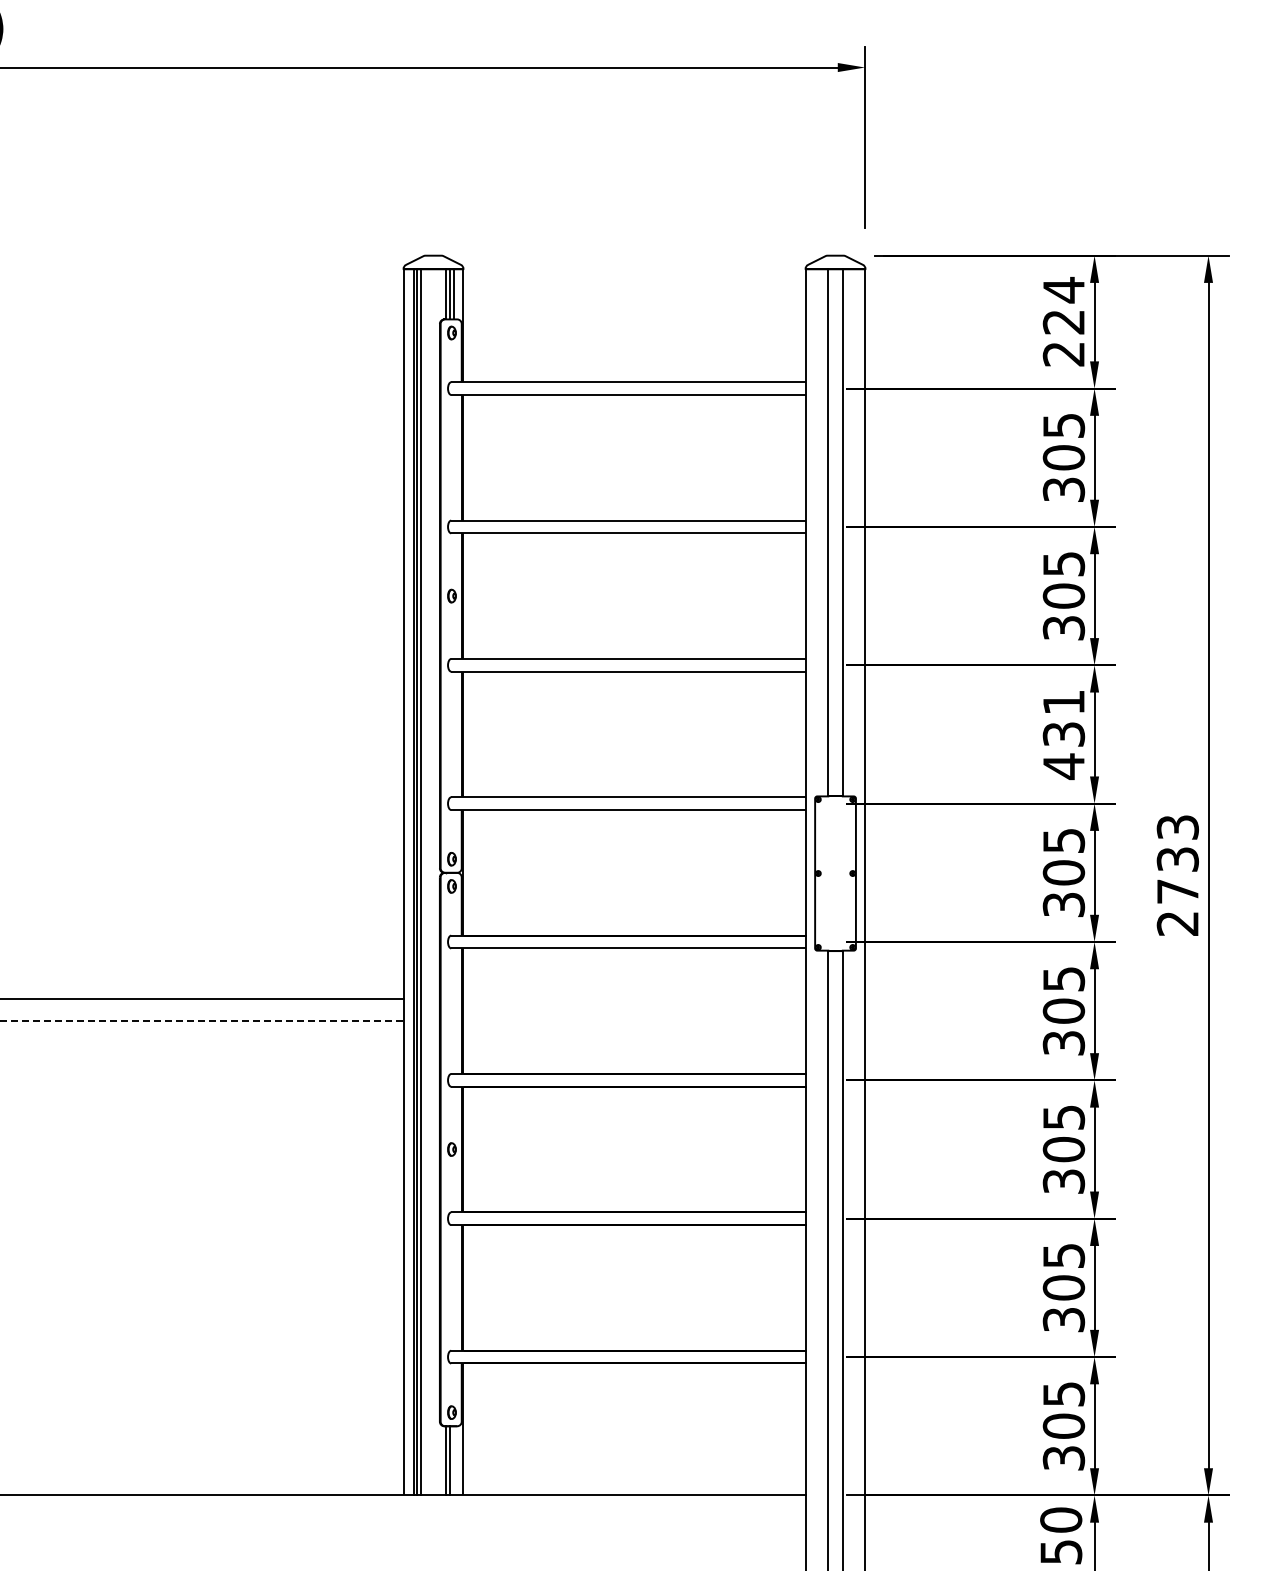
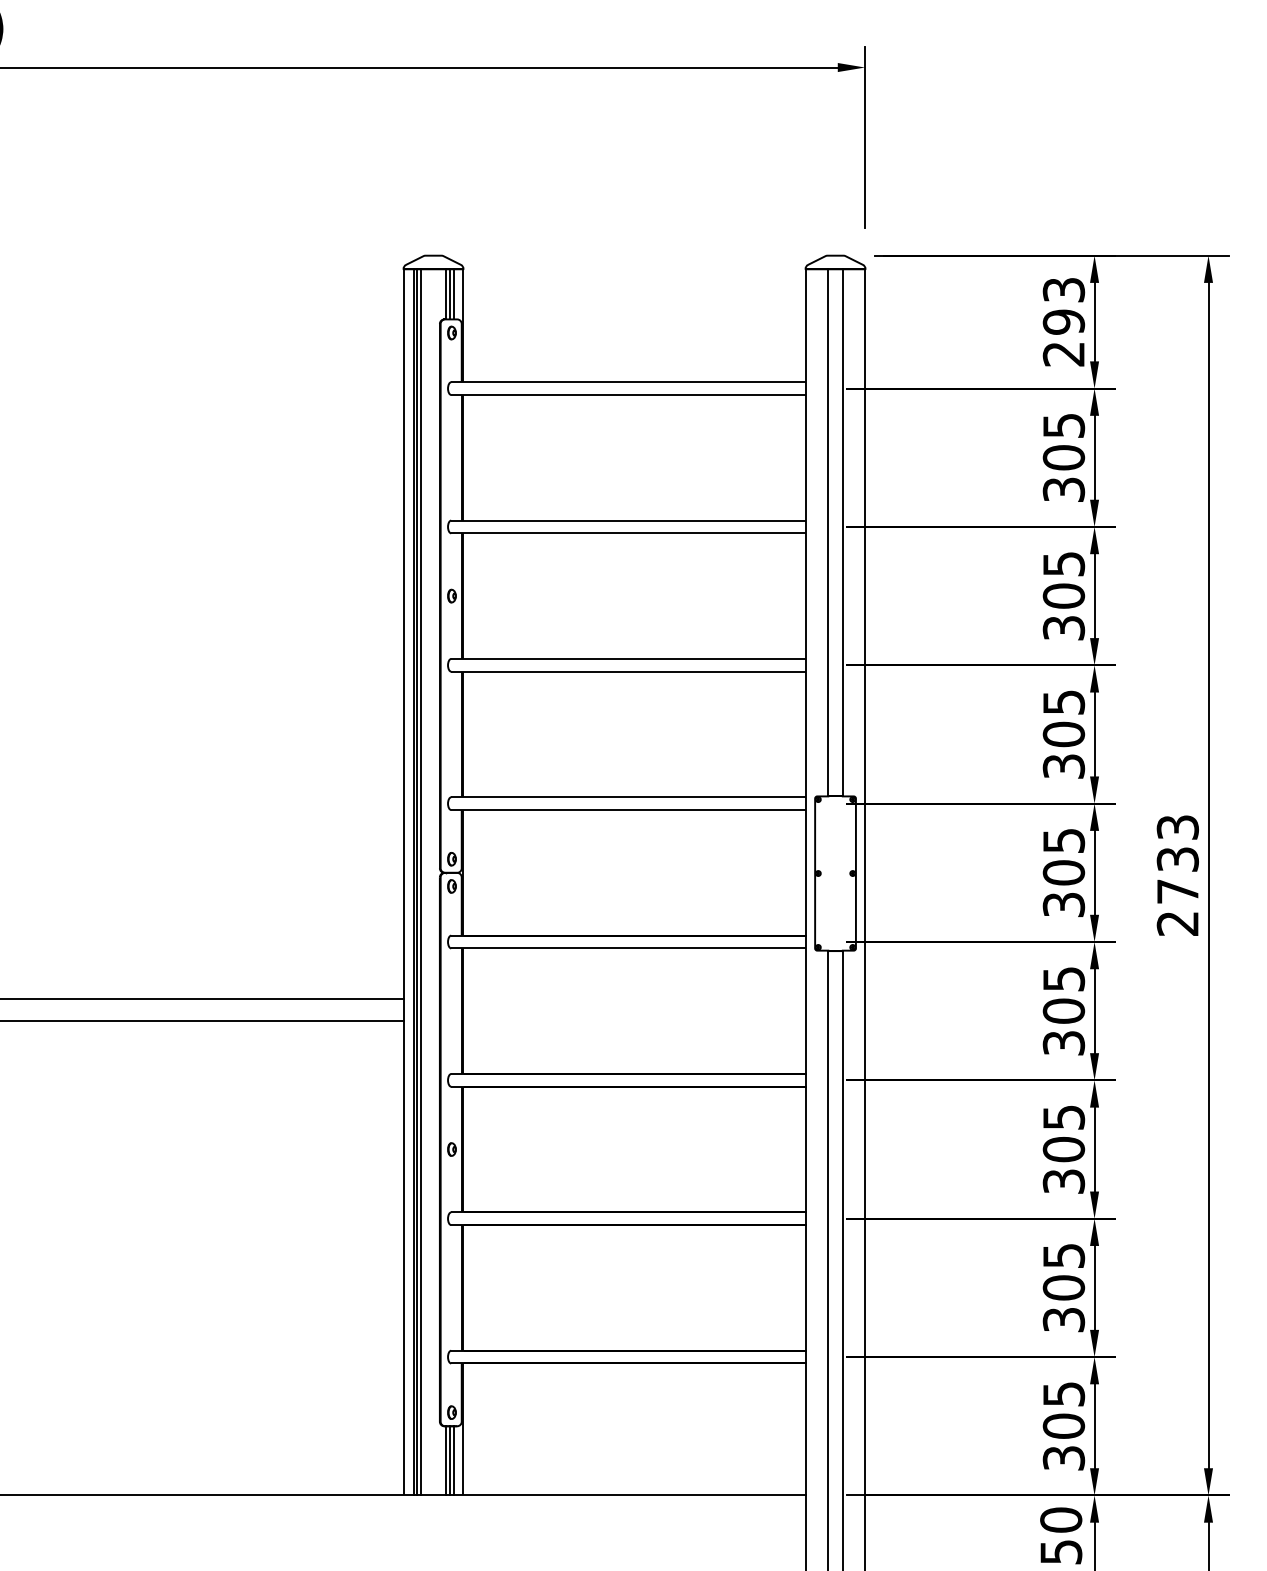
text: 224 -> 293 (1063, 305)
text: 431 -> 305 (1063, 735)
line: dashed -> solid (202, 1021)
line: none -> present (453, 1460)
